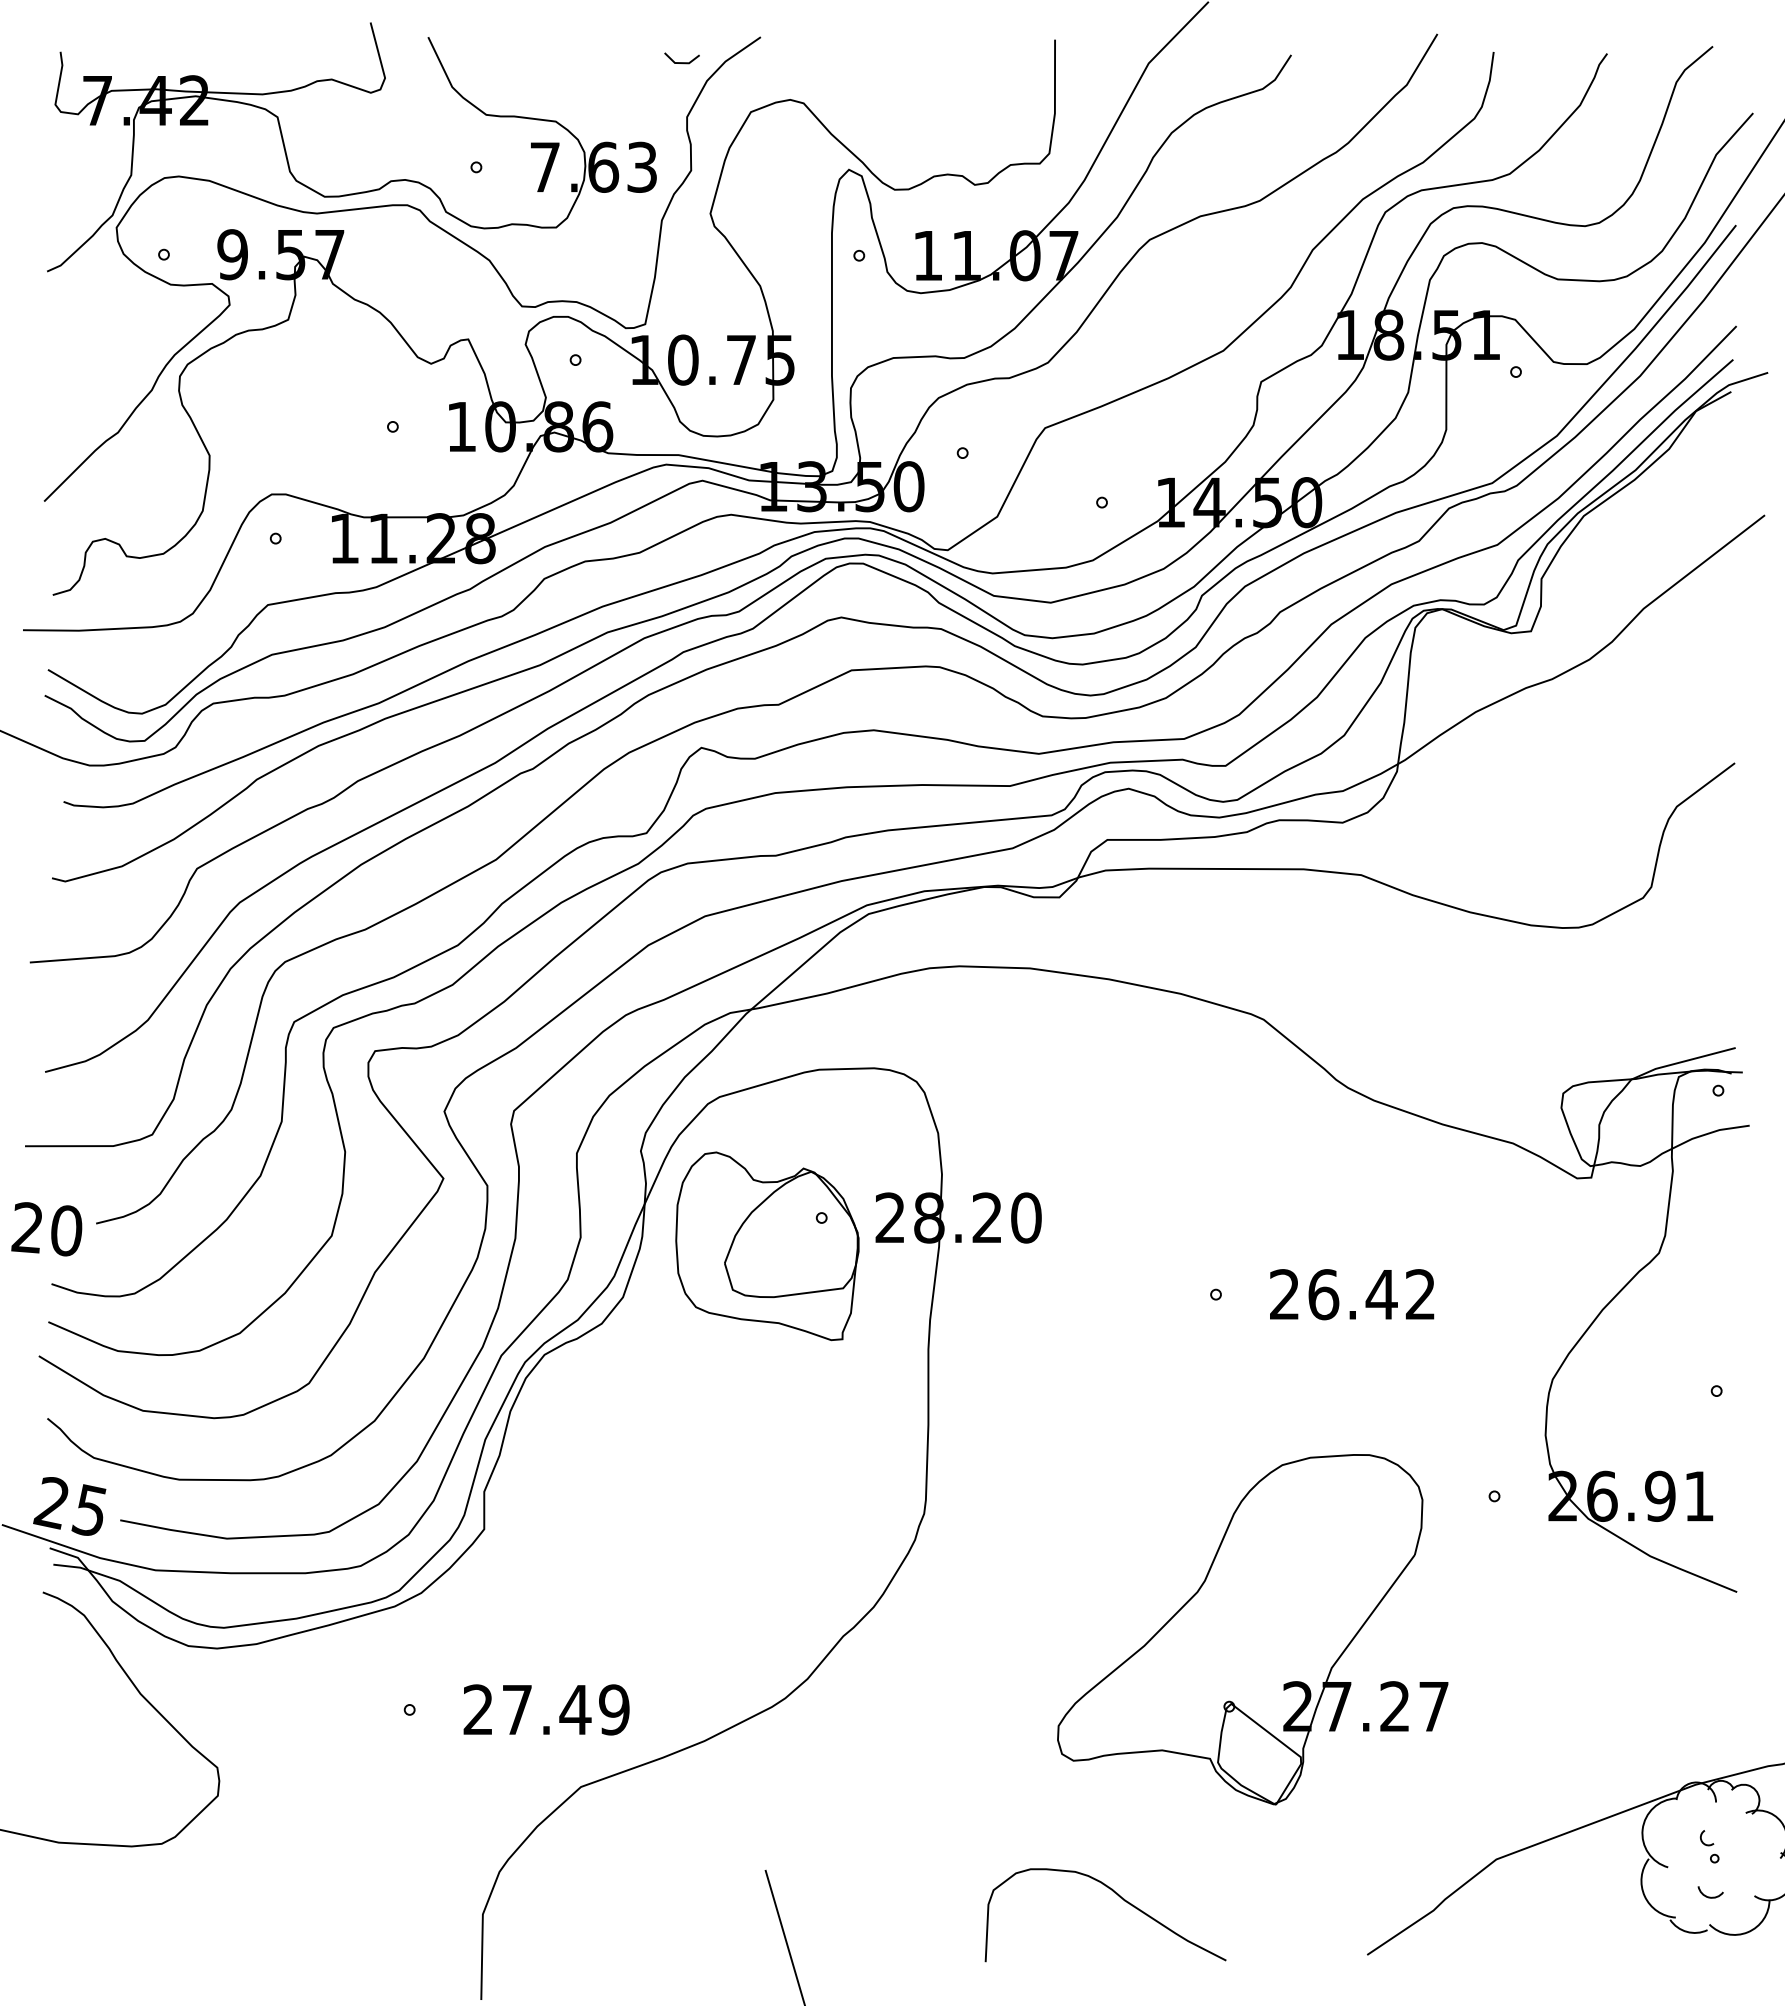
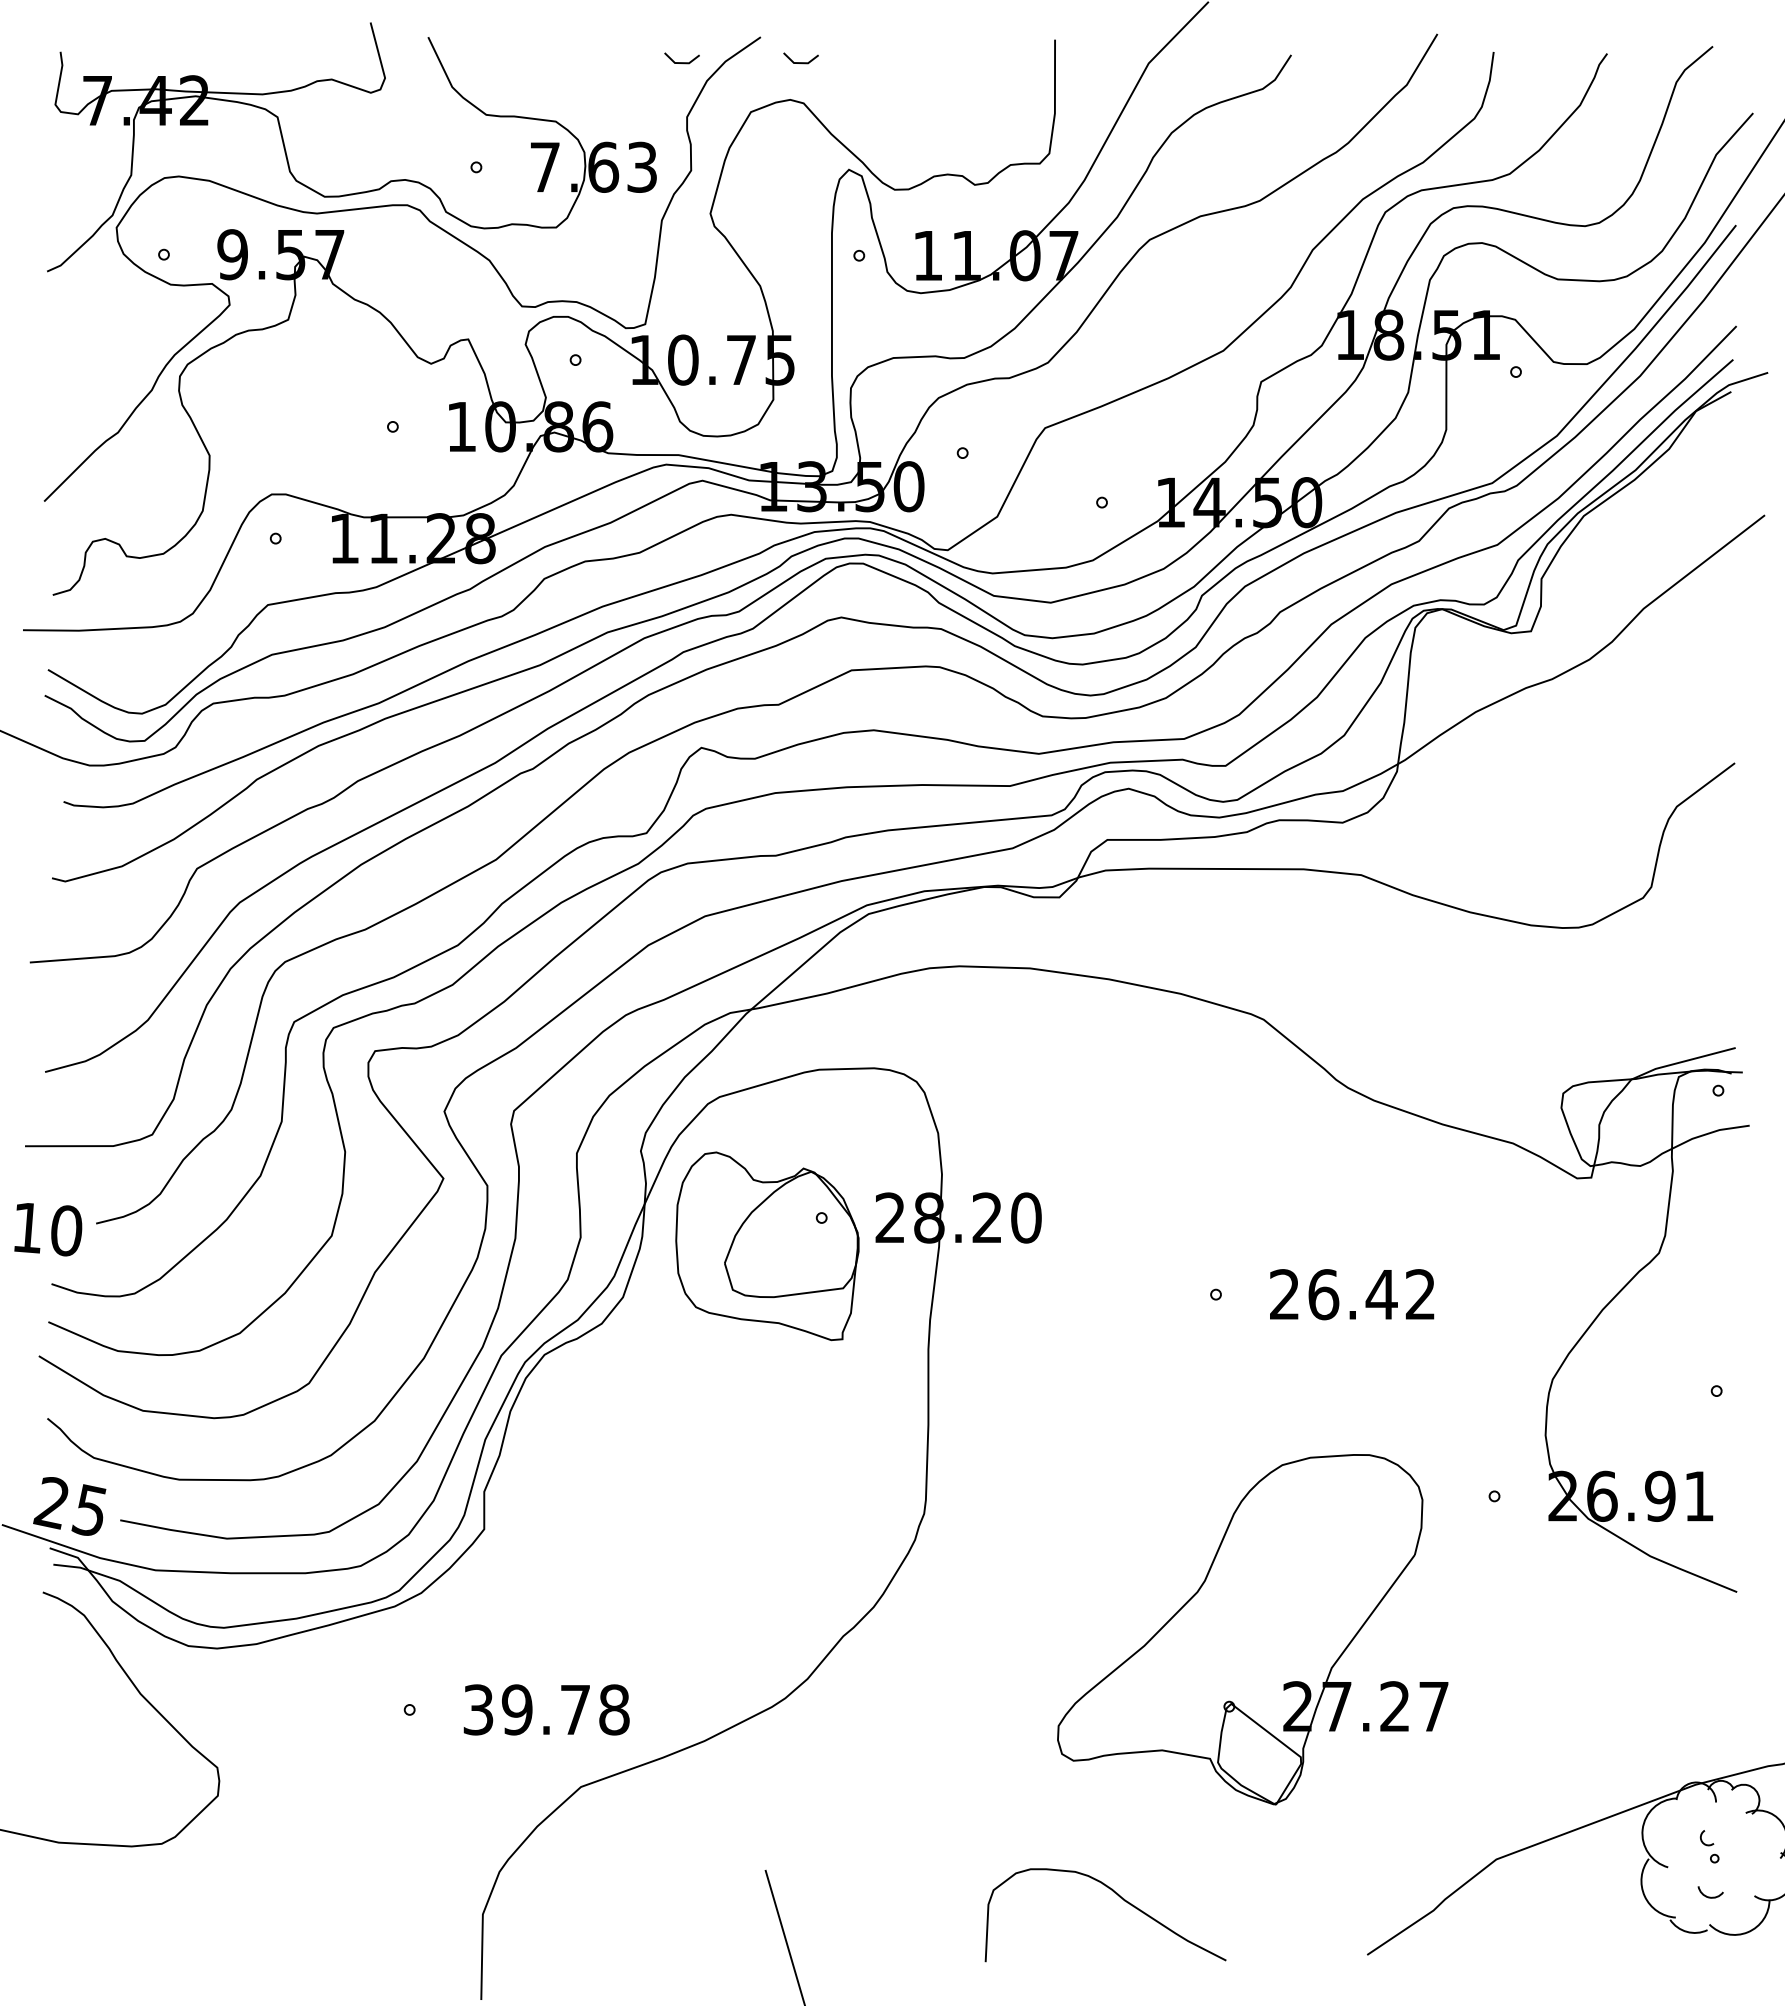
line: none -> present (800, 62)
text: 20 -> 10 (26, 1227)
text: 27.49 -> 39.78 (546, 1709)
